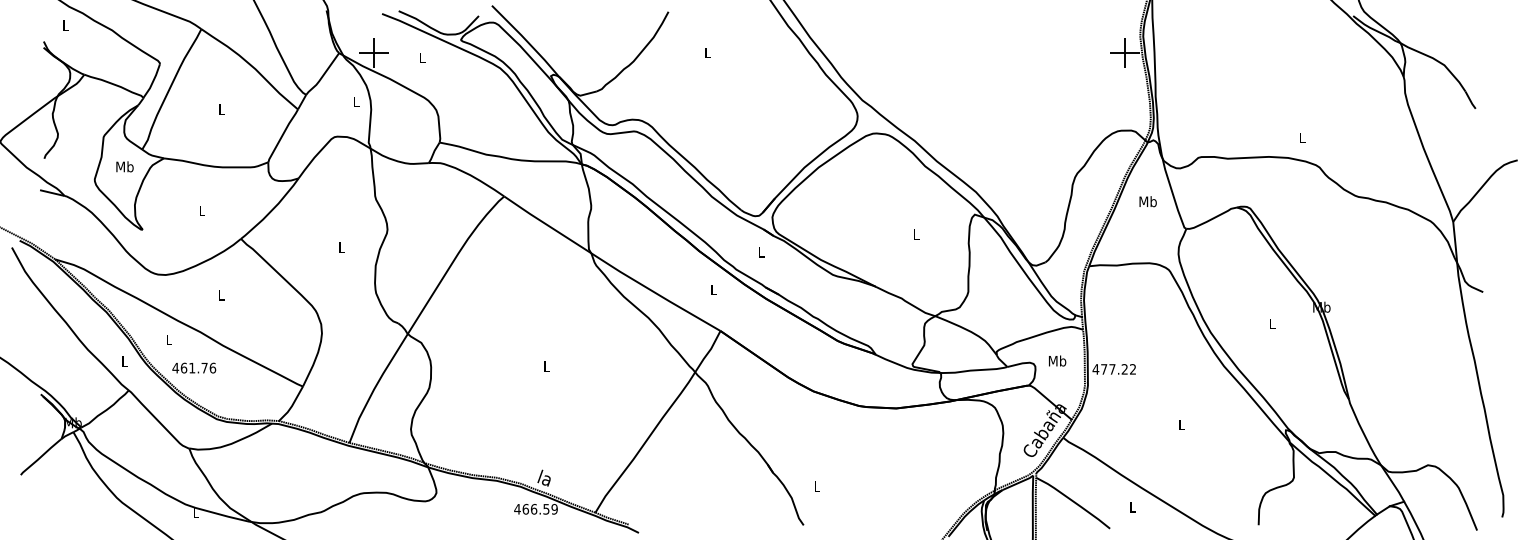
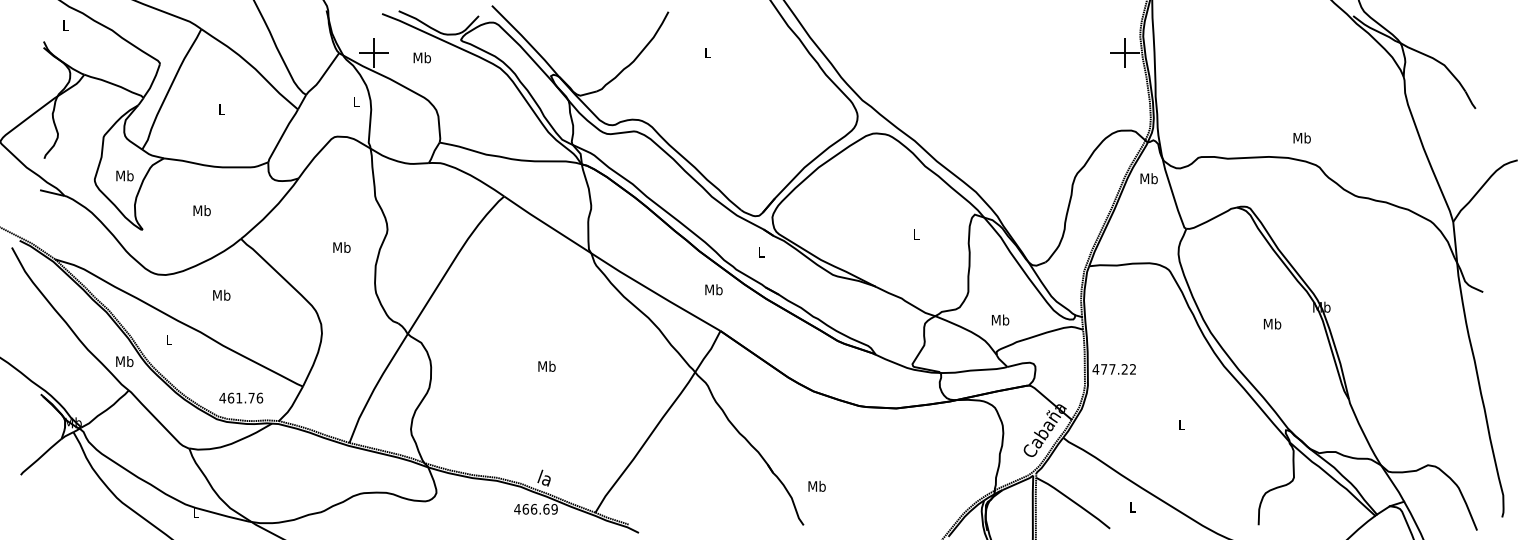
text: L -> Mb (421, 57)
text: L -> Mb (1301, 137)
text position: (124, 166) -> (124, 175) (124, 175)
text position: (1147, 201) -> (1148, 178) (1148, 178)
text: L -> Mb (201, 210)
text: L -> Mb (341, 247)
text: L -> Mb (713, 289)
text: L -> Mb (221, 294)
text: L -> Mb (1272, 323)
text position: (1057, 360) -> (1000, 319) (1000, 319)
text: L -> Mb (124, 361)
text: L -> Mb (546, 366)
text position: (194, 367) -> (241, 397) (241, 397)
text: L -> Mb (816, 485)
text: 466.59 -> 466.69 (546, 509)
